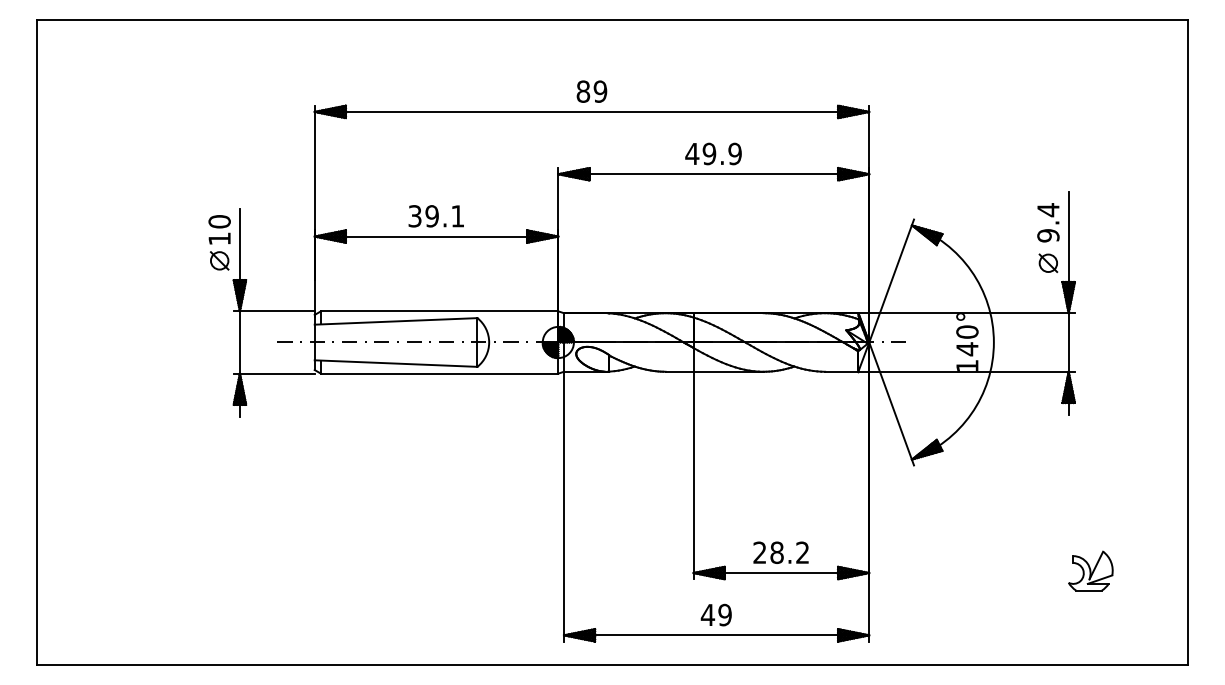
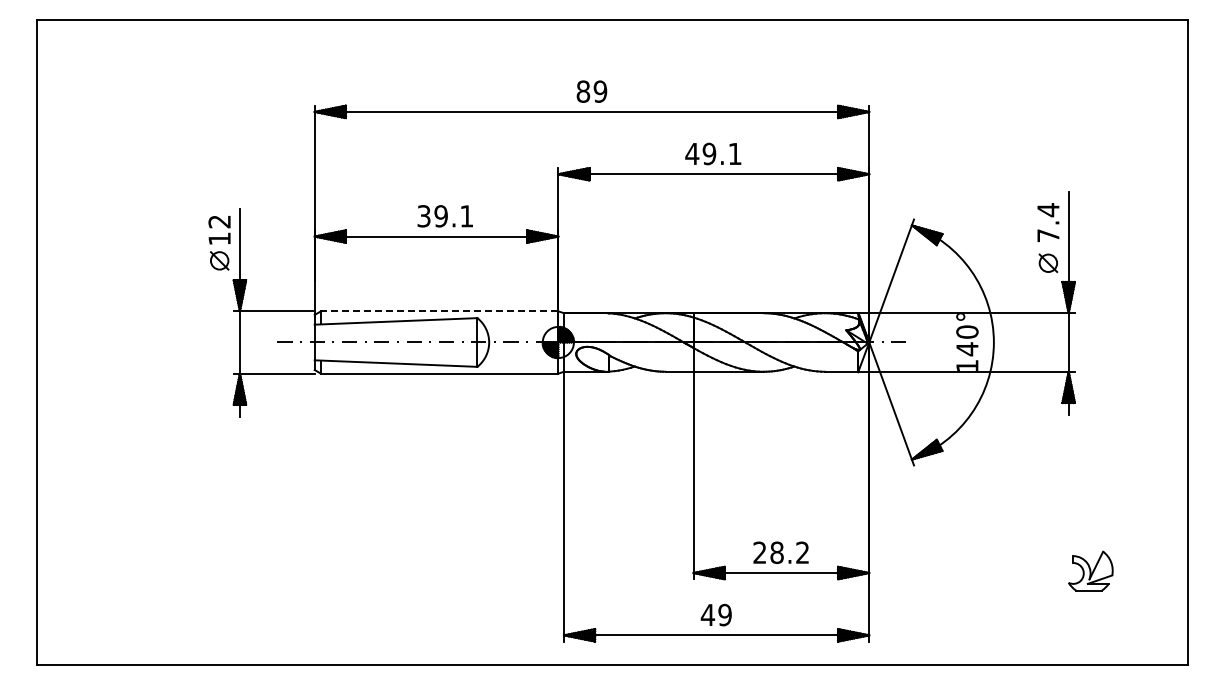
text: 49.9 -> 49.1 (734, 153)
text position: (435, 216) -> (444, 216) (444, 216)
text: 10 -> 12 (219, 221)
text: 9.4 -> 7.4 (1048, 235)
line: solid -> dashed (439, 311)
